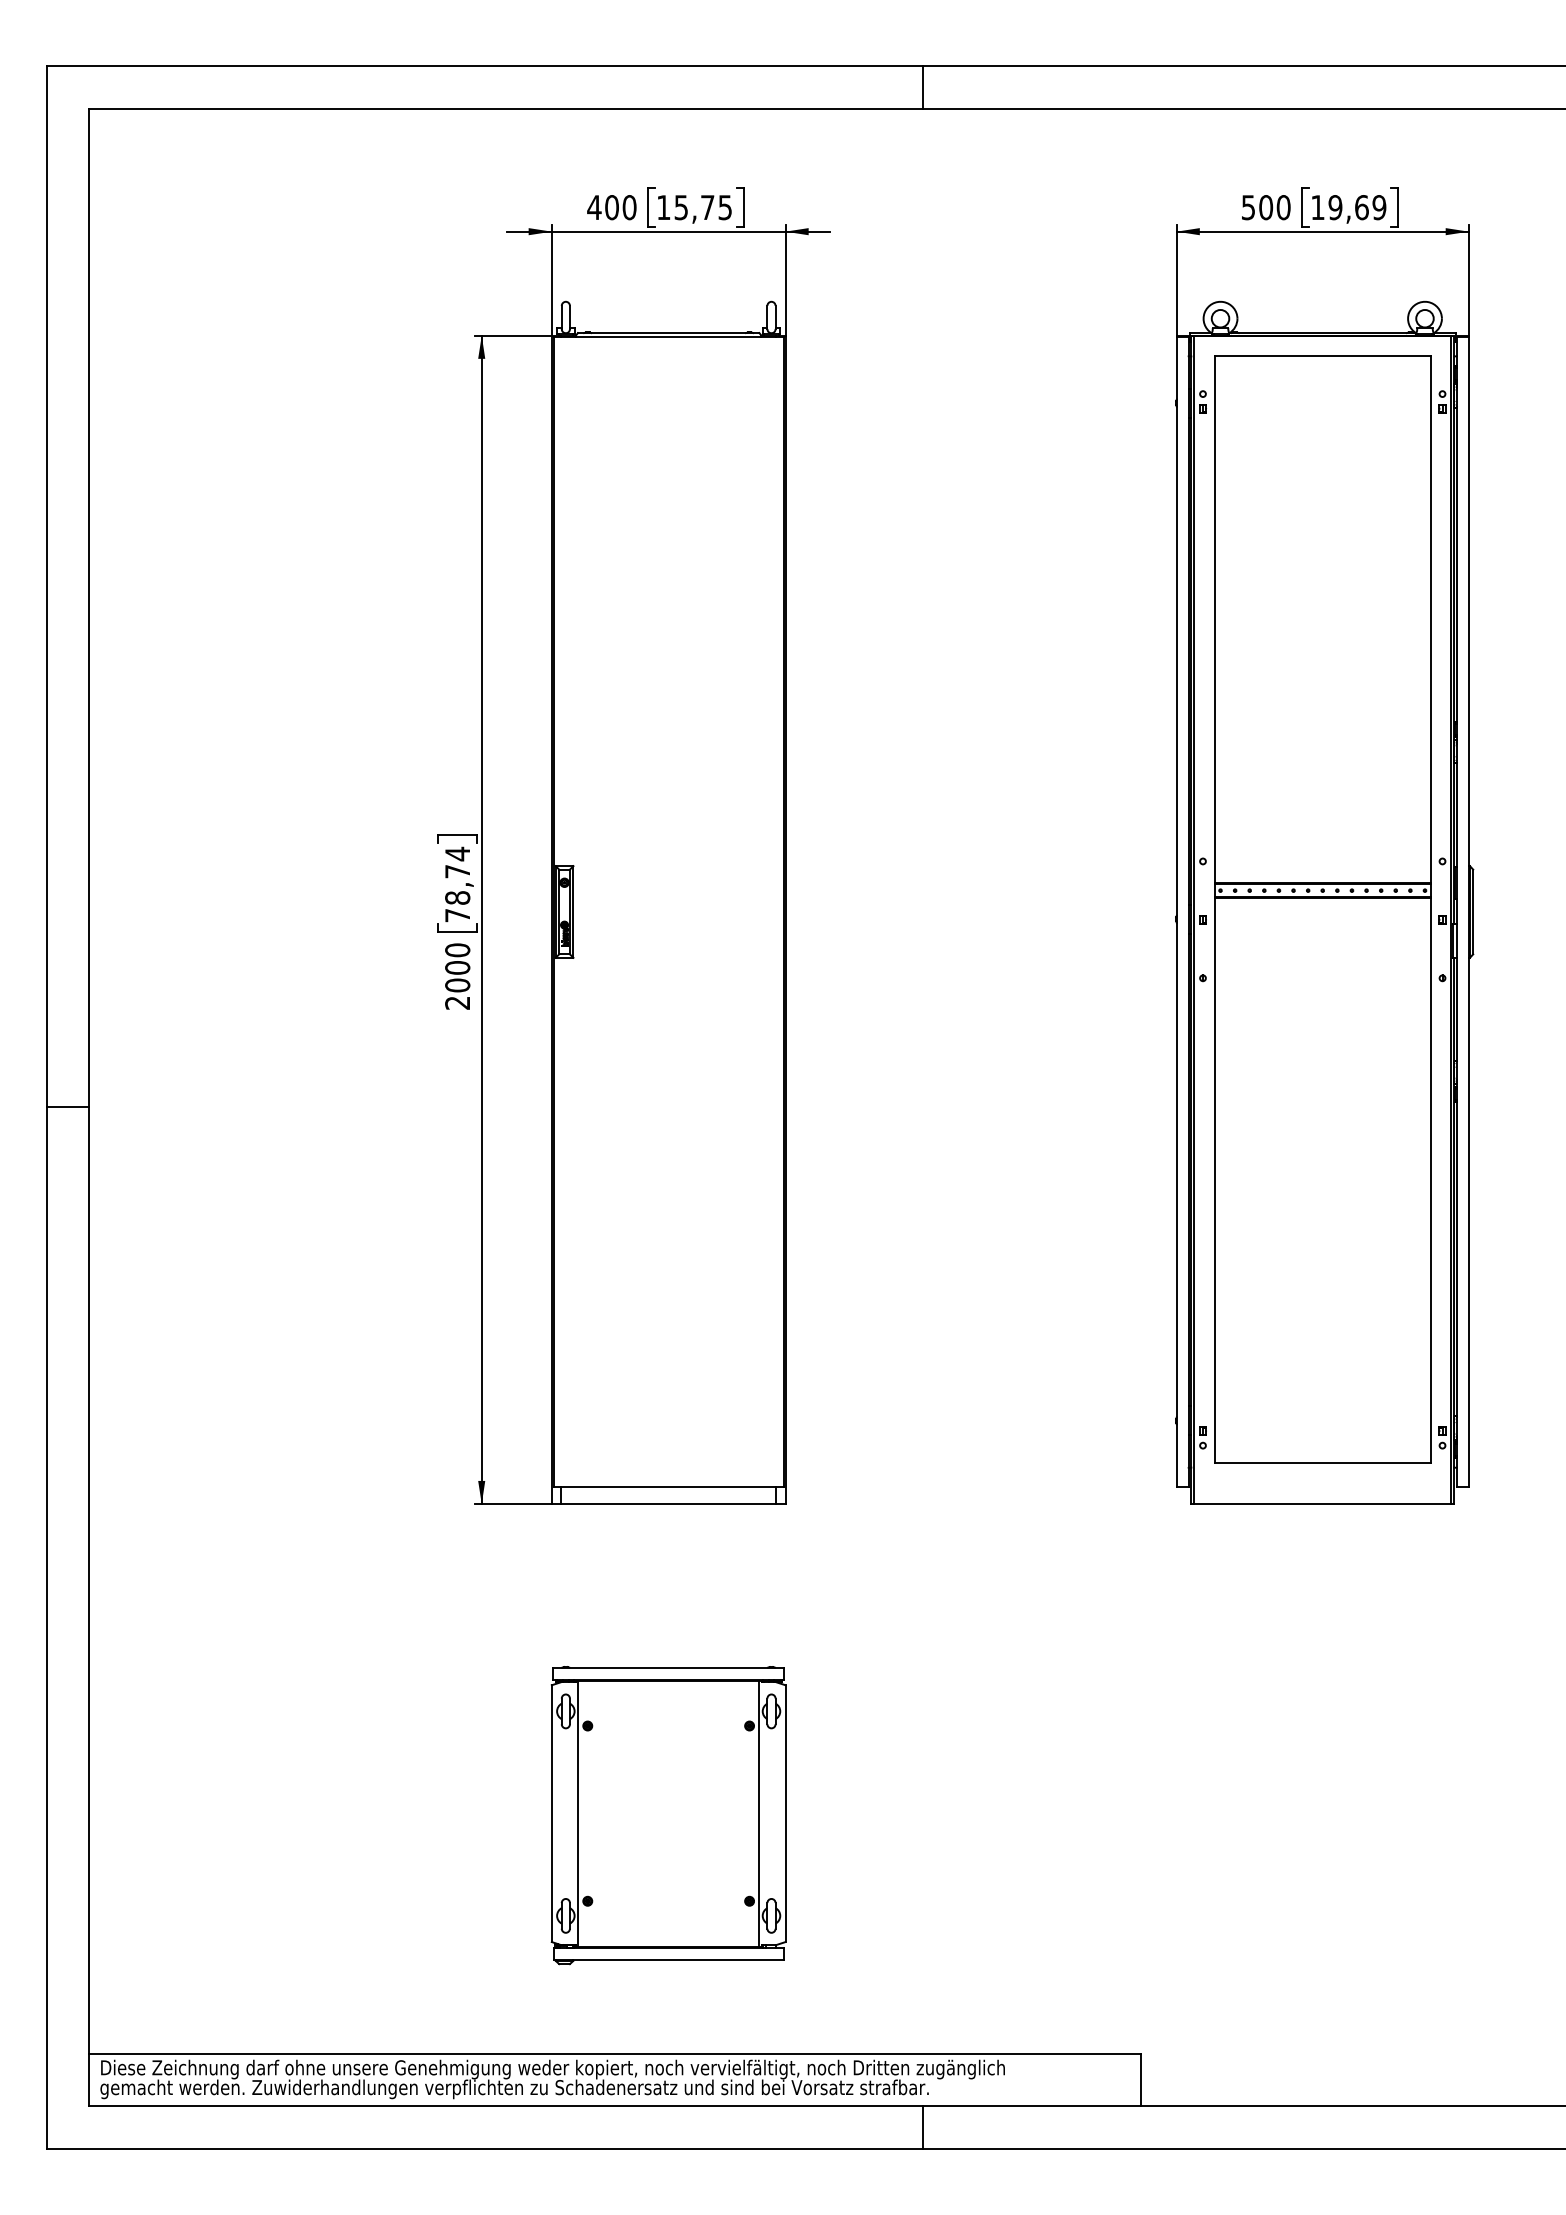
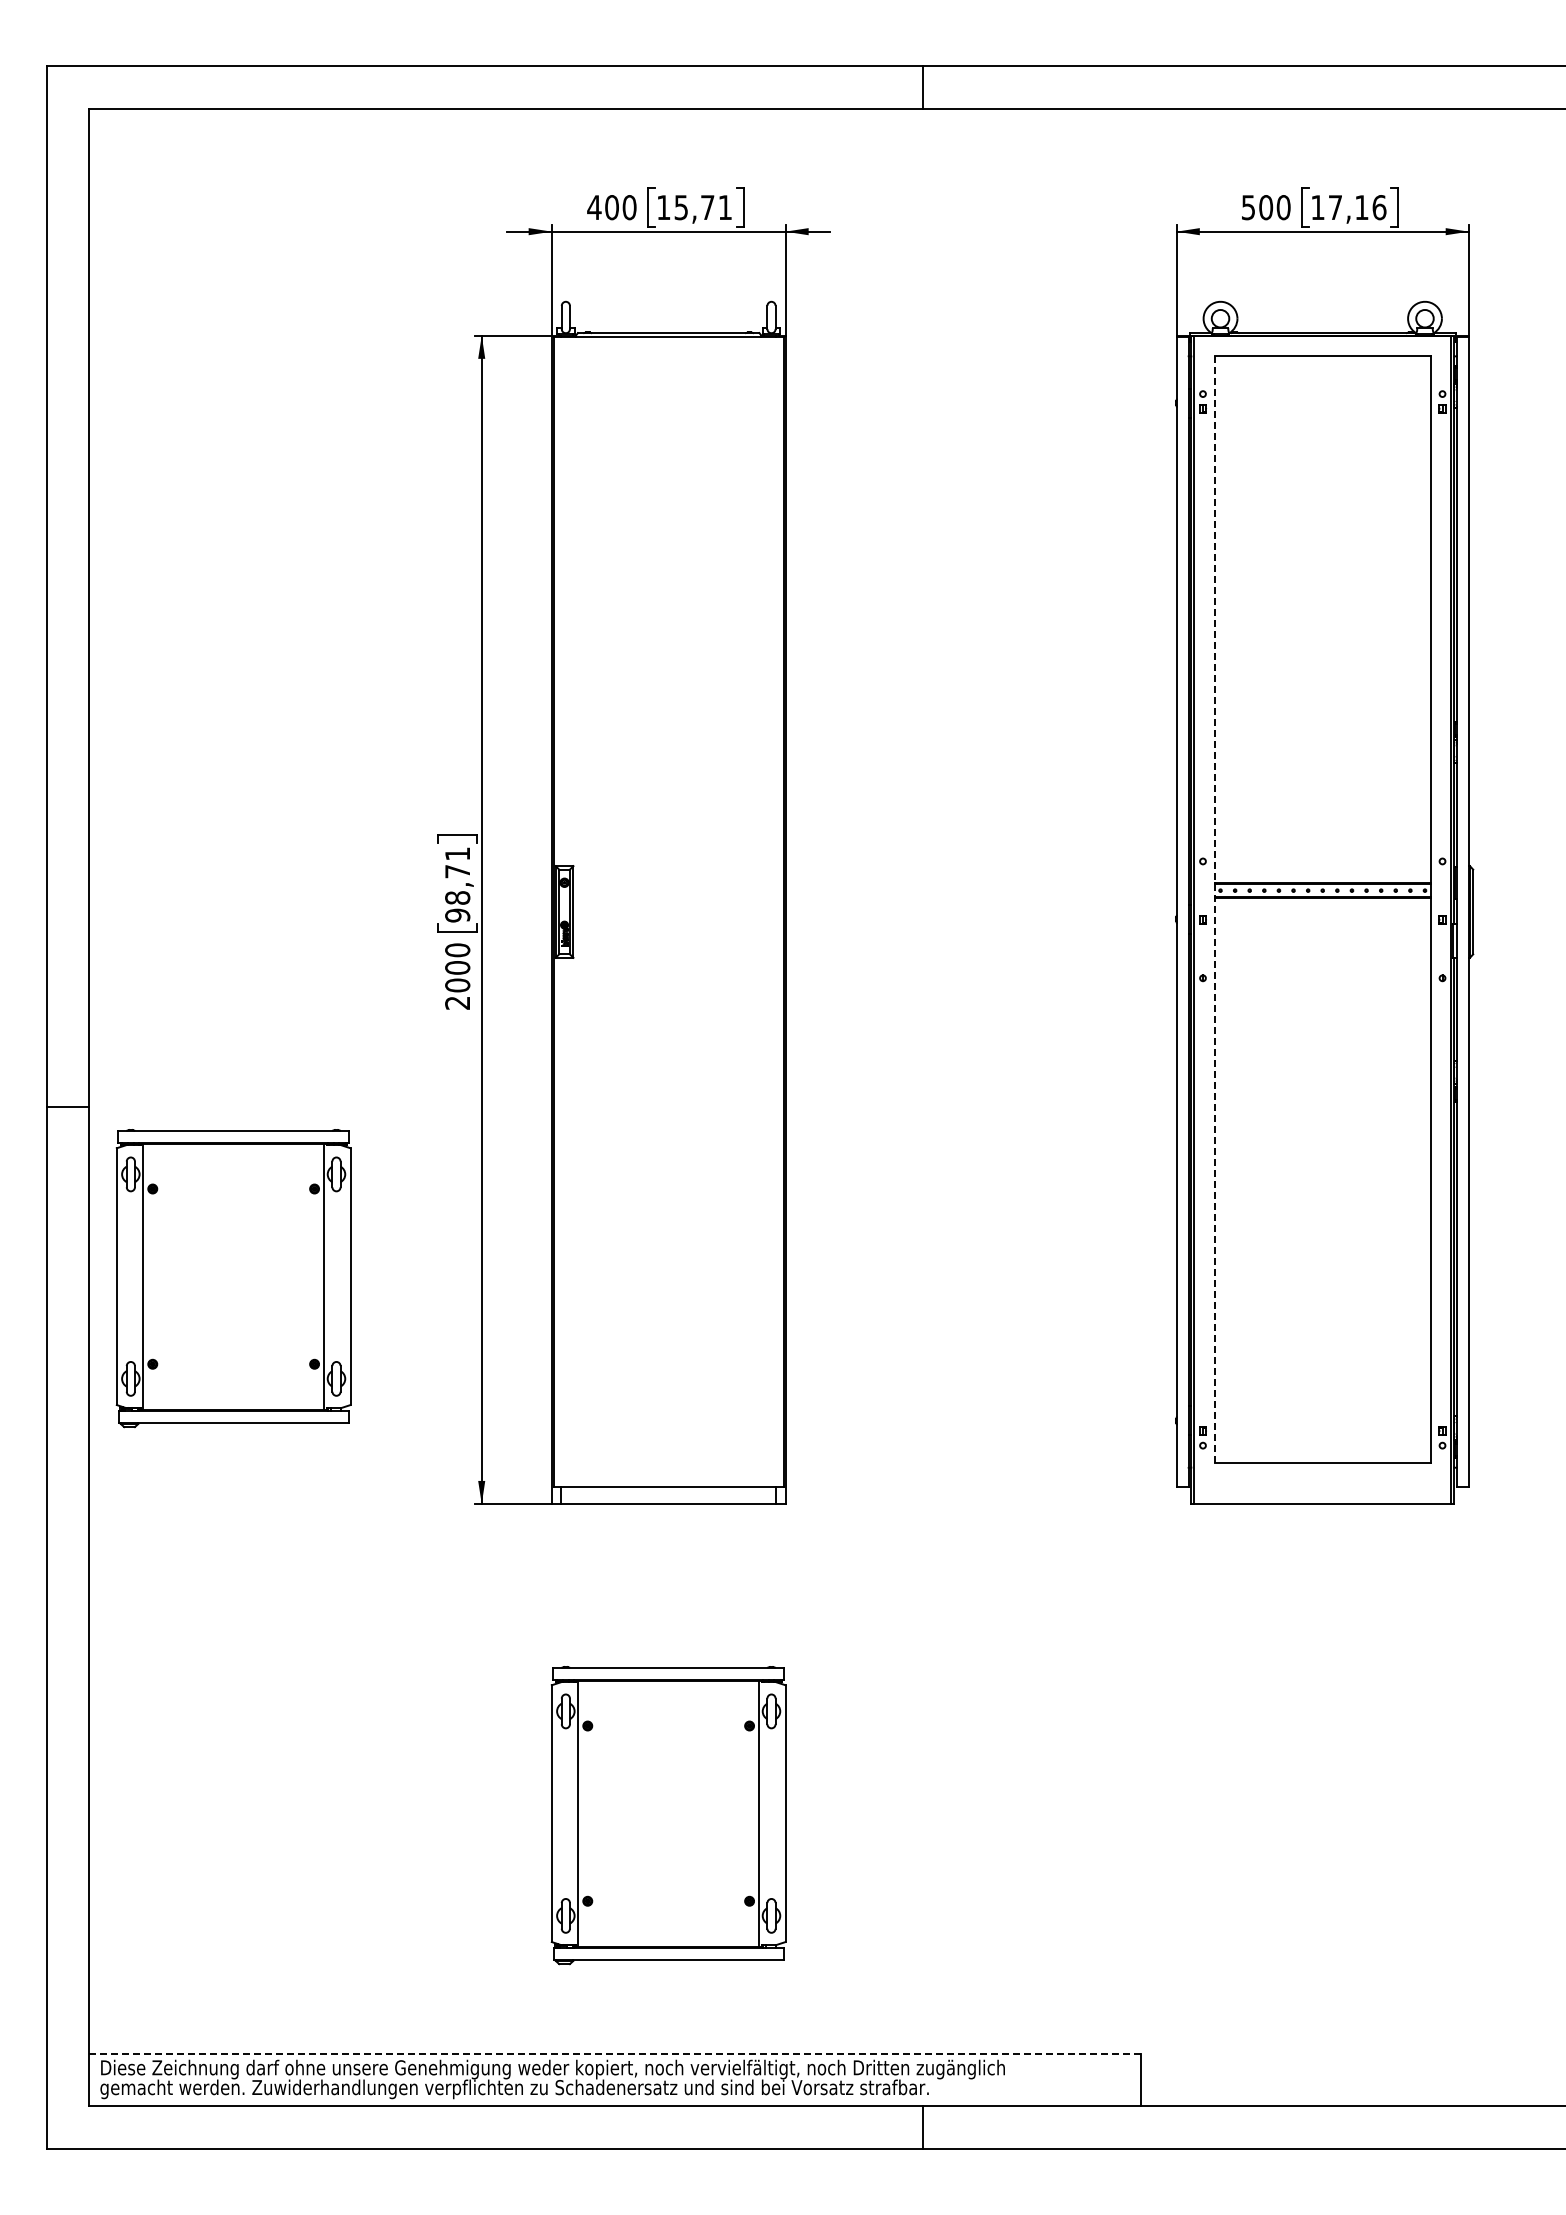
text: 15,75 -> 15,71 (724, 207)
text: 19,69 -> 17,16 (1357, 207)
text: 78,74 -> 98,71 (457, 884)
line: solid -> dashed (1214, 909)
part: none -> present (233, 1278)
line: solid -> dashed (614, 2053)
